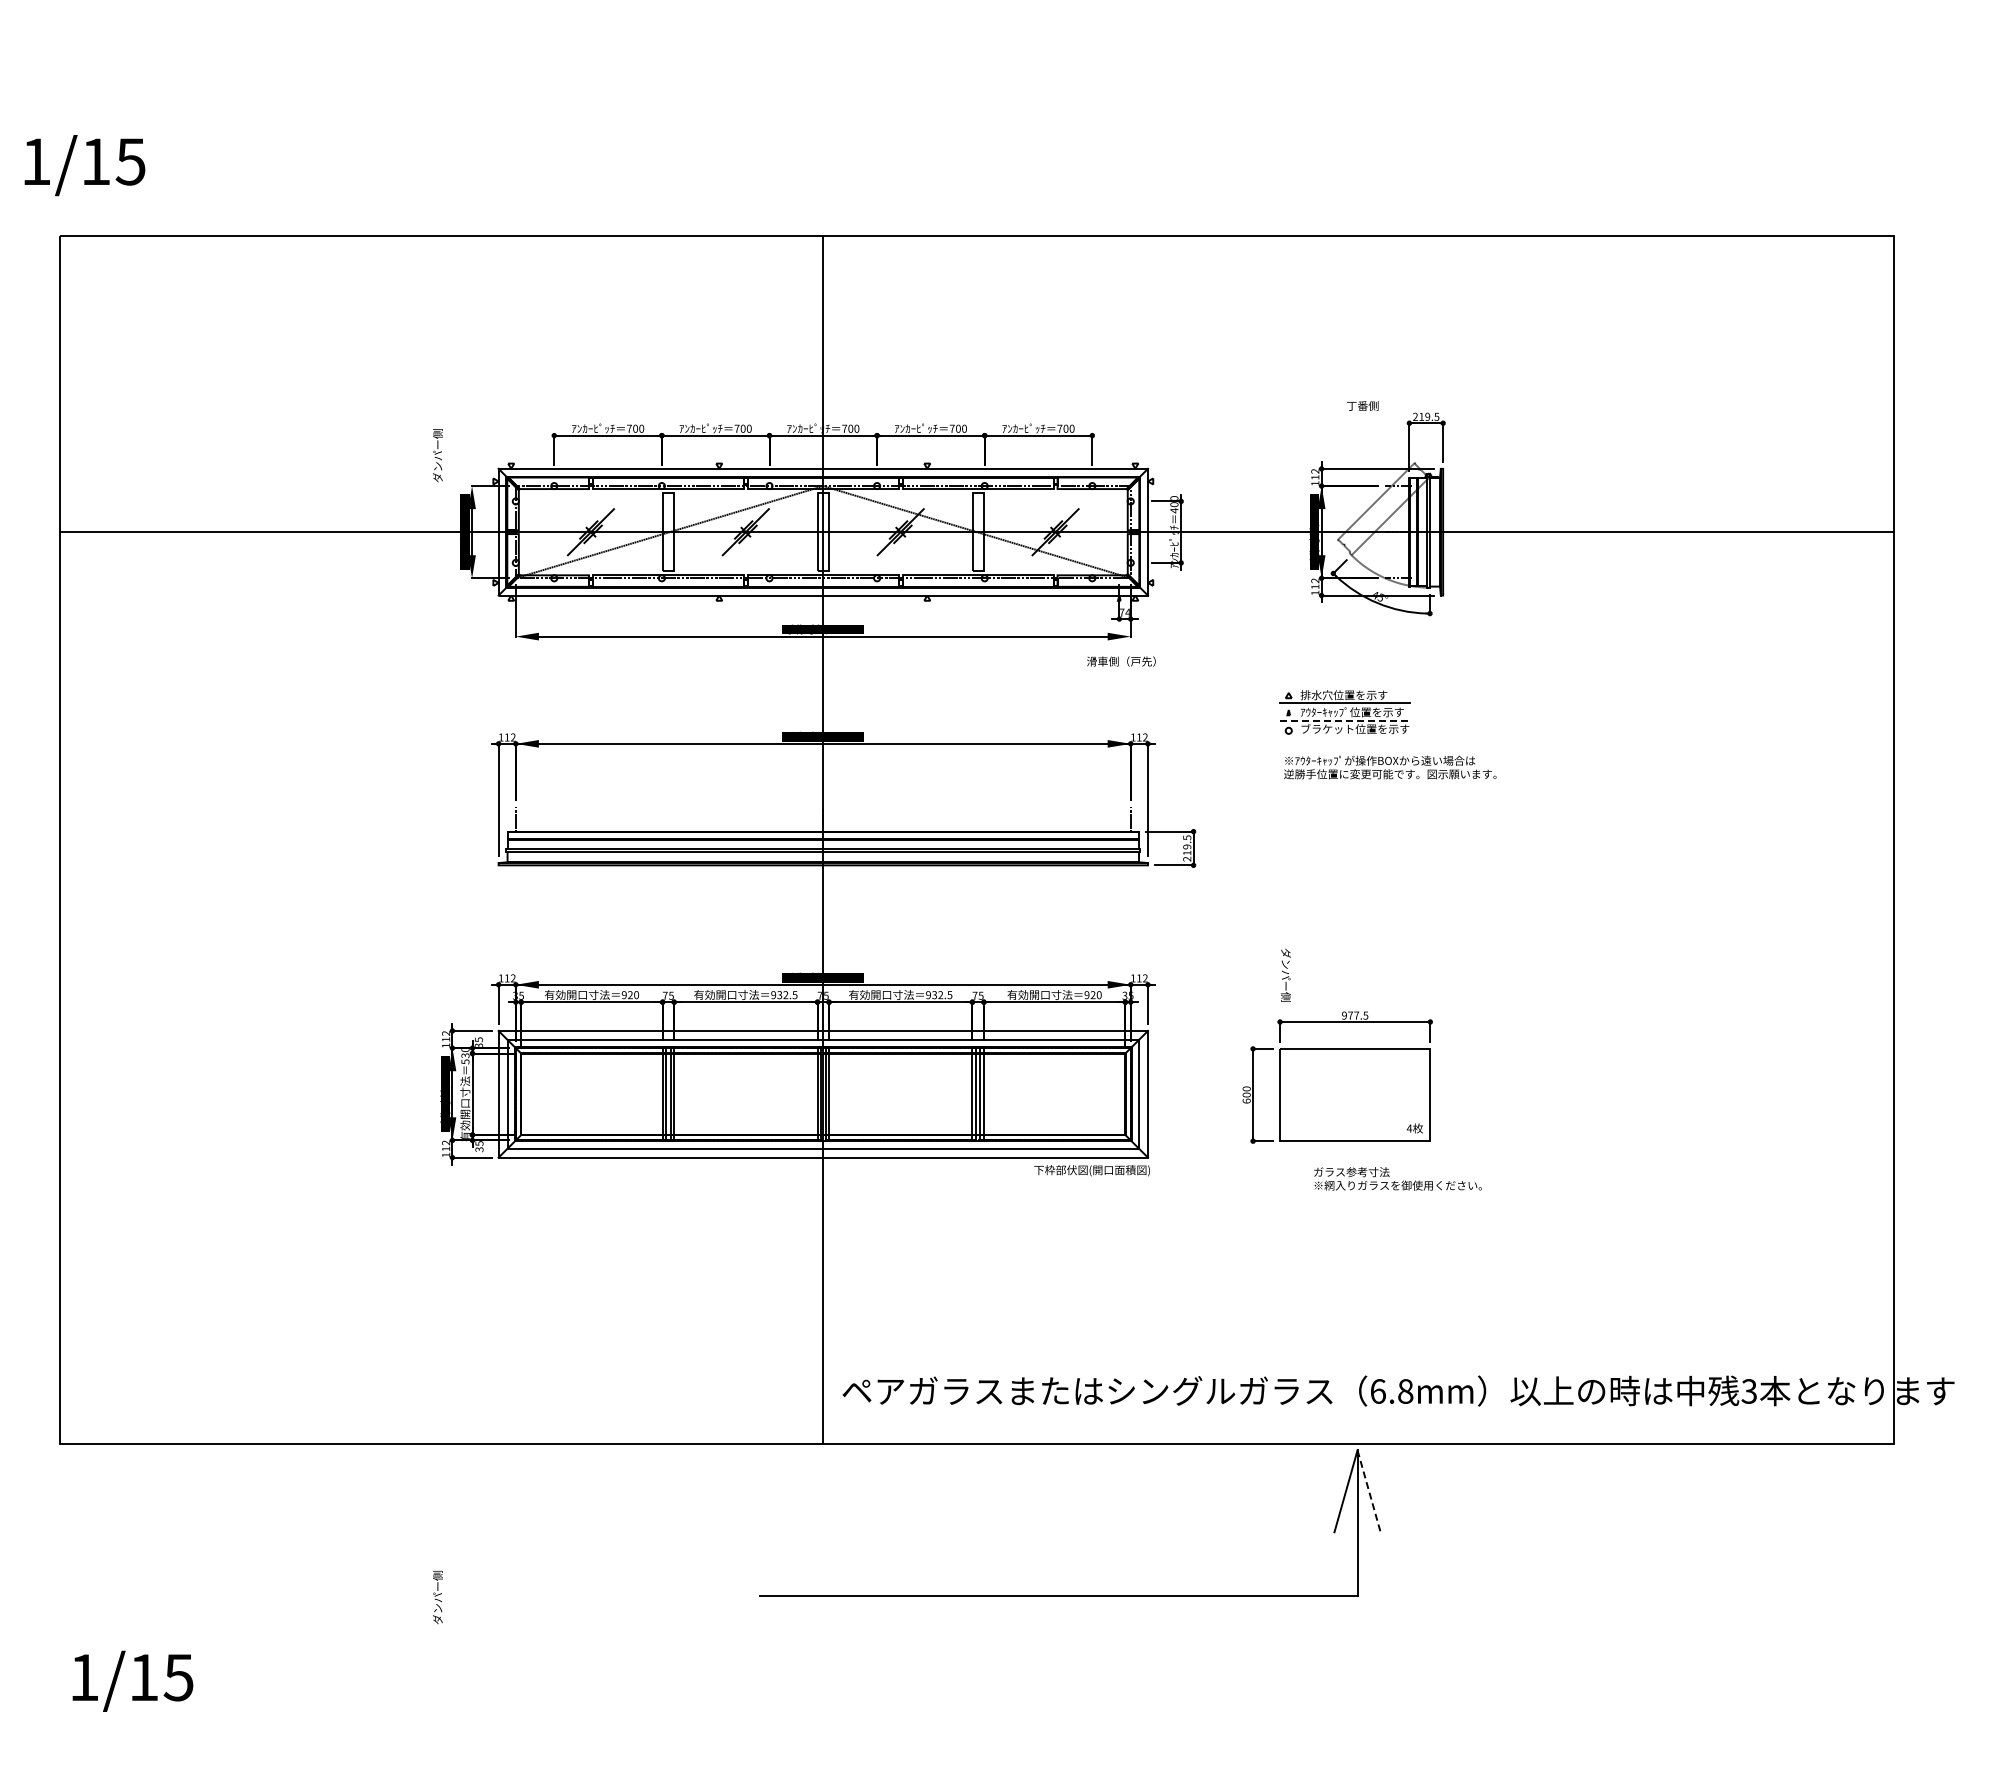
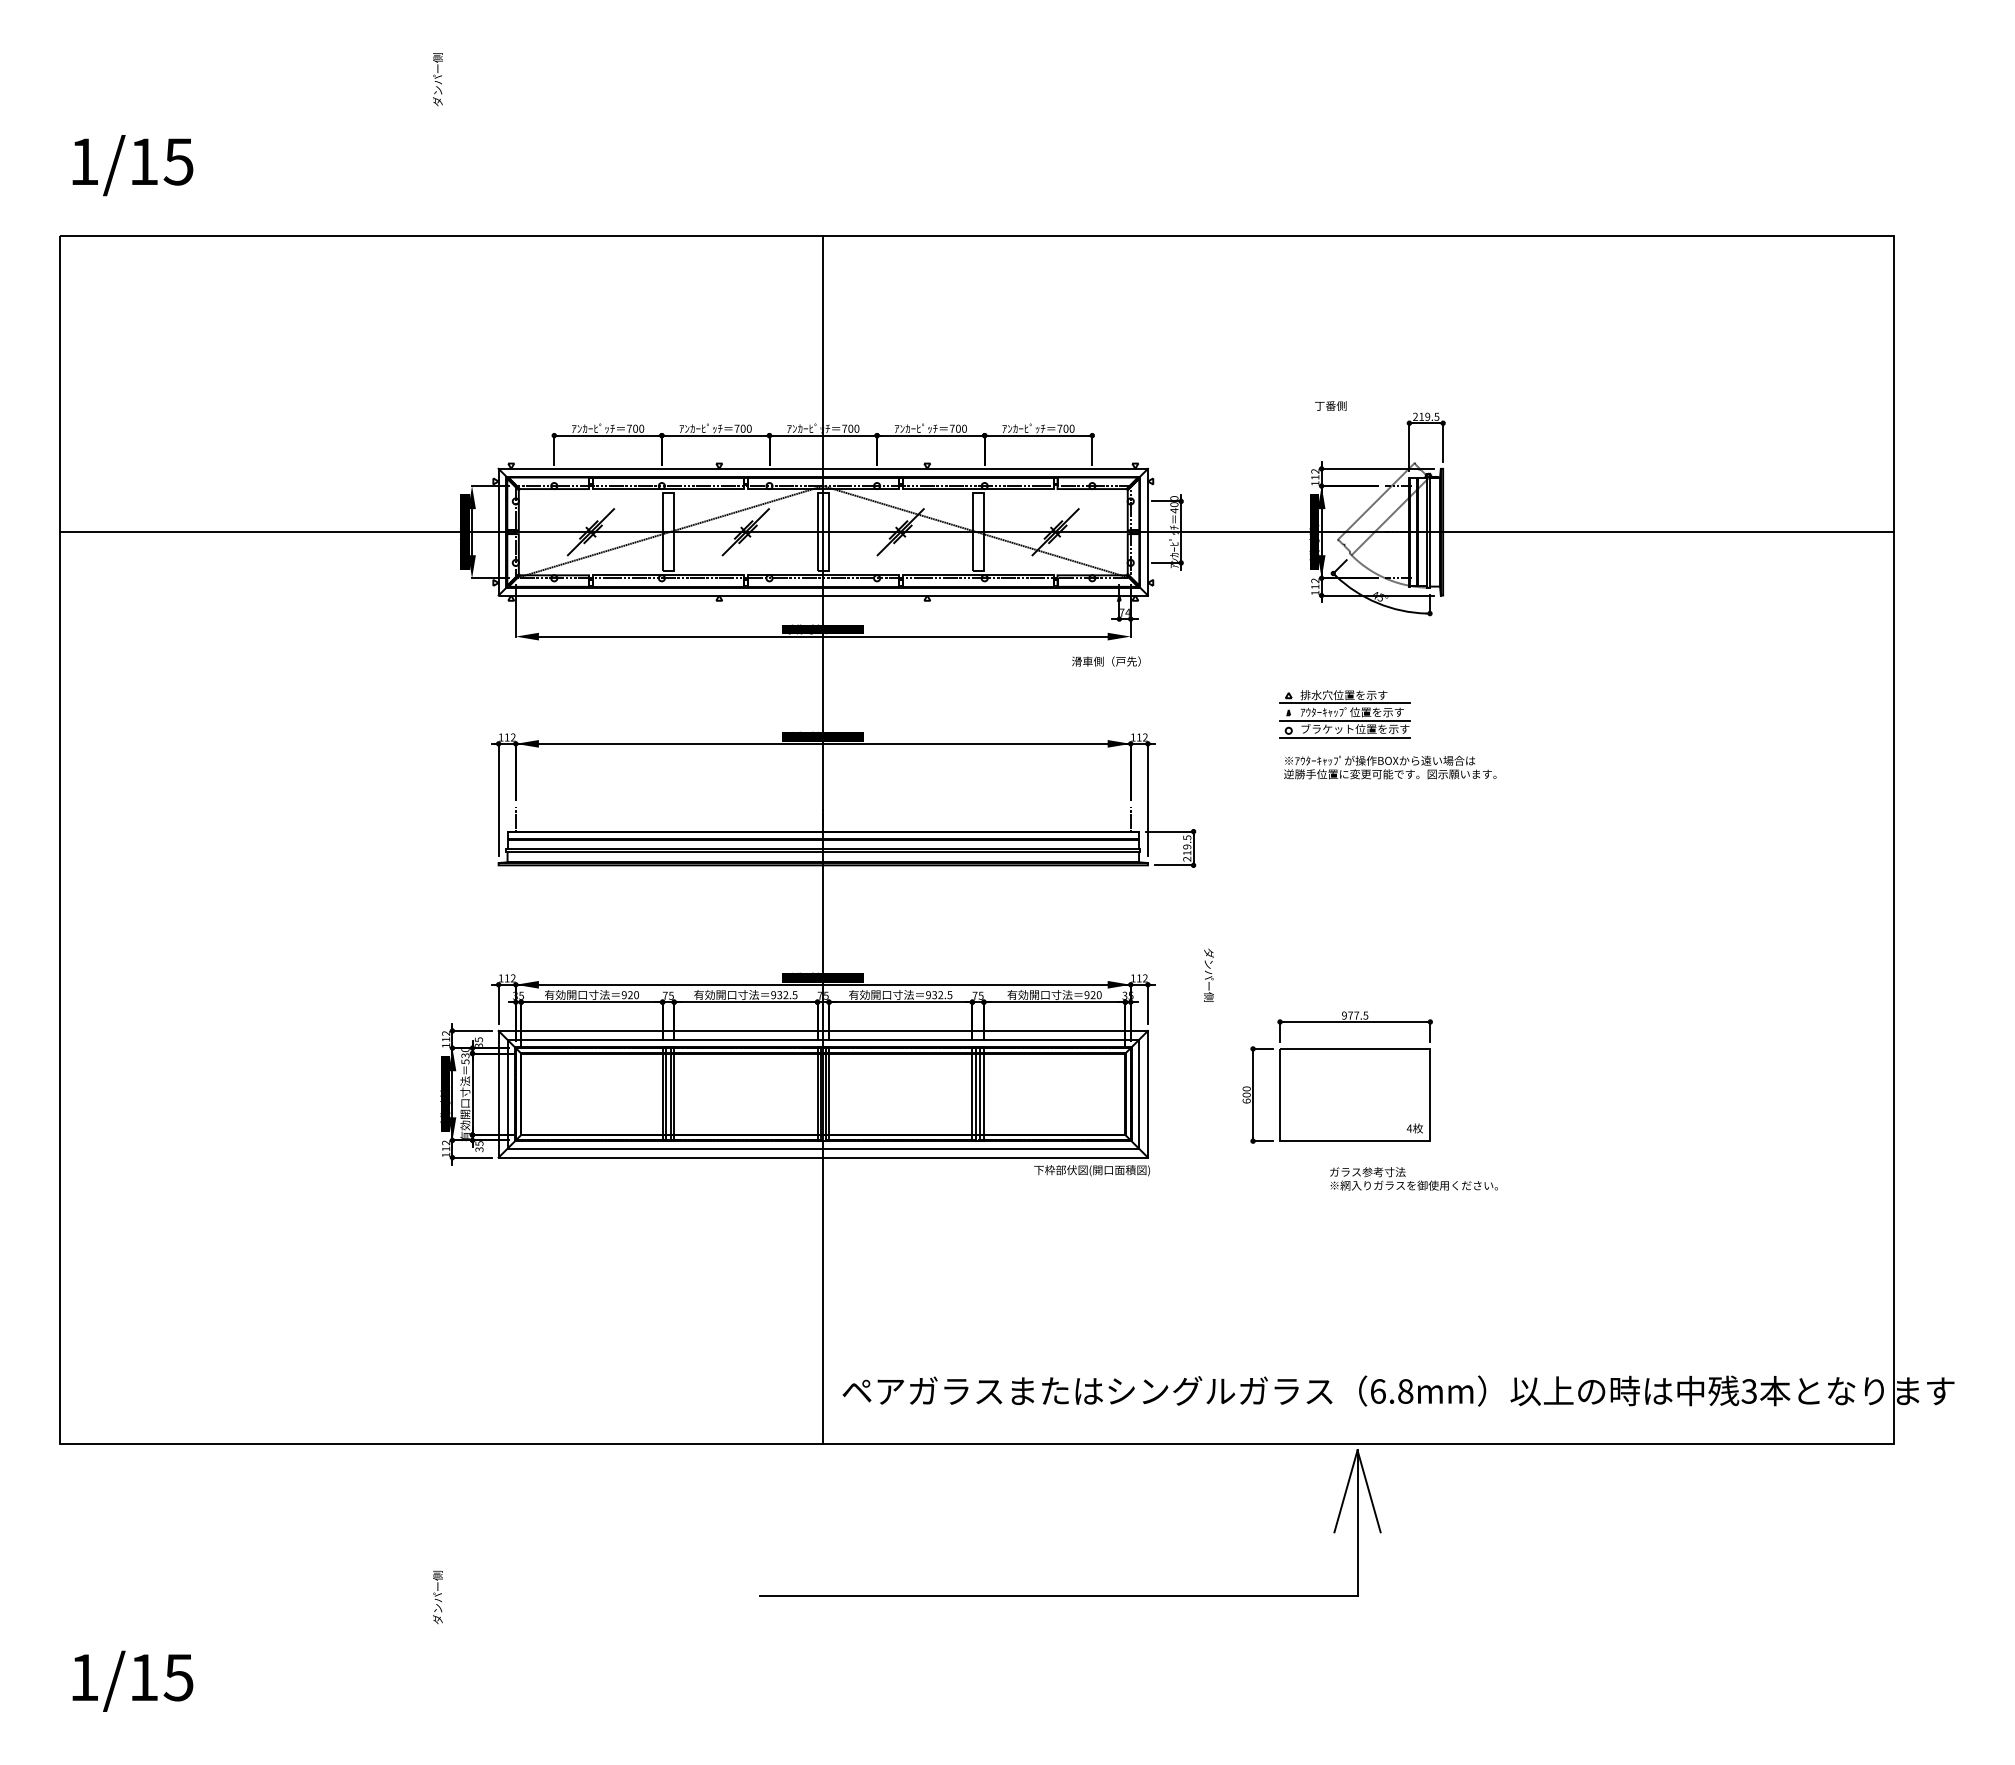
text position: (84, 165) -> (132, 165) (132, 165)
text position: (1362, 405) -> (1330, 405) (1330, 405)
text position: (437, 455) -> (437, 79) (437, 79)
text position: (1121, 661) -> (1106, 661) (1106, 661)
line: dashed -> solid (1345, 720)
line: none -> present (1344, 737)
text position: (1285, 974) -> (1208, 974) (1208, 974)
text position: (1397, 1178) -> (1413, 1178) (1413, 1178)
line: dashed -> solid (1369, 1491)
